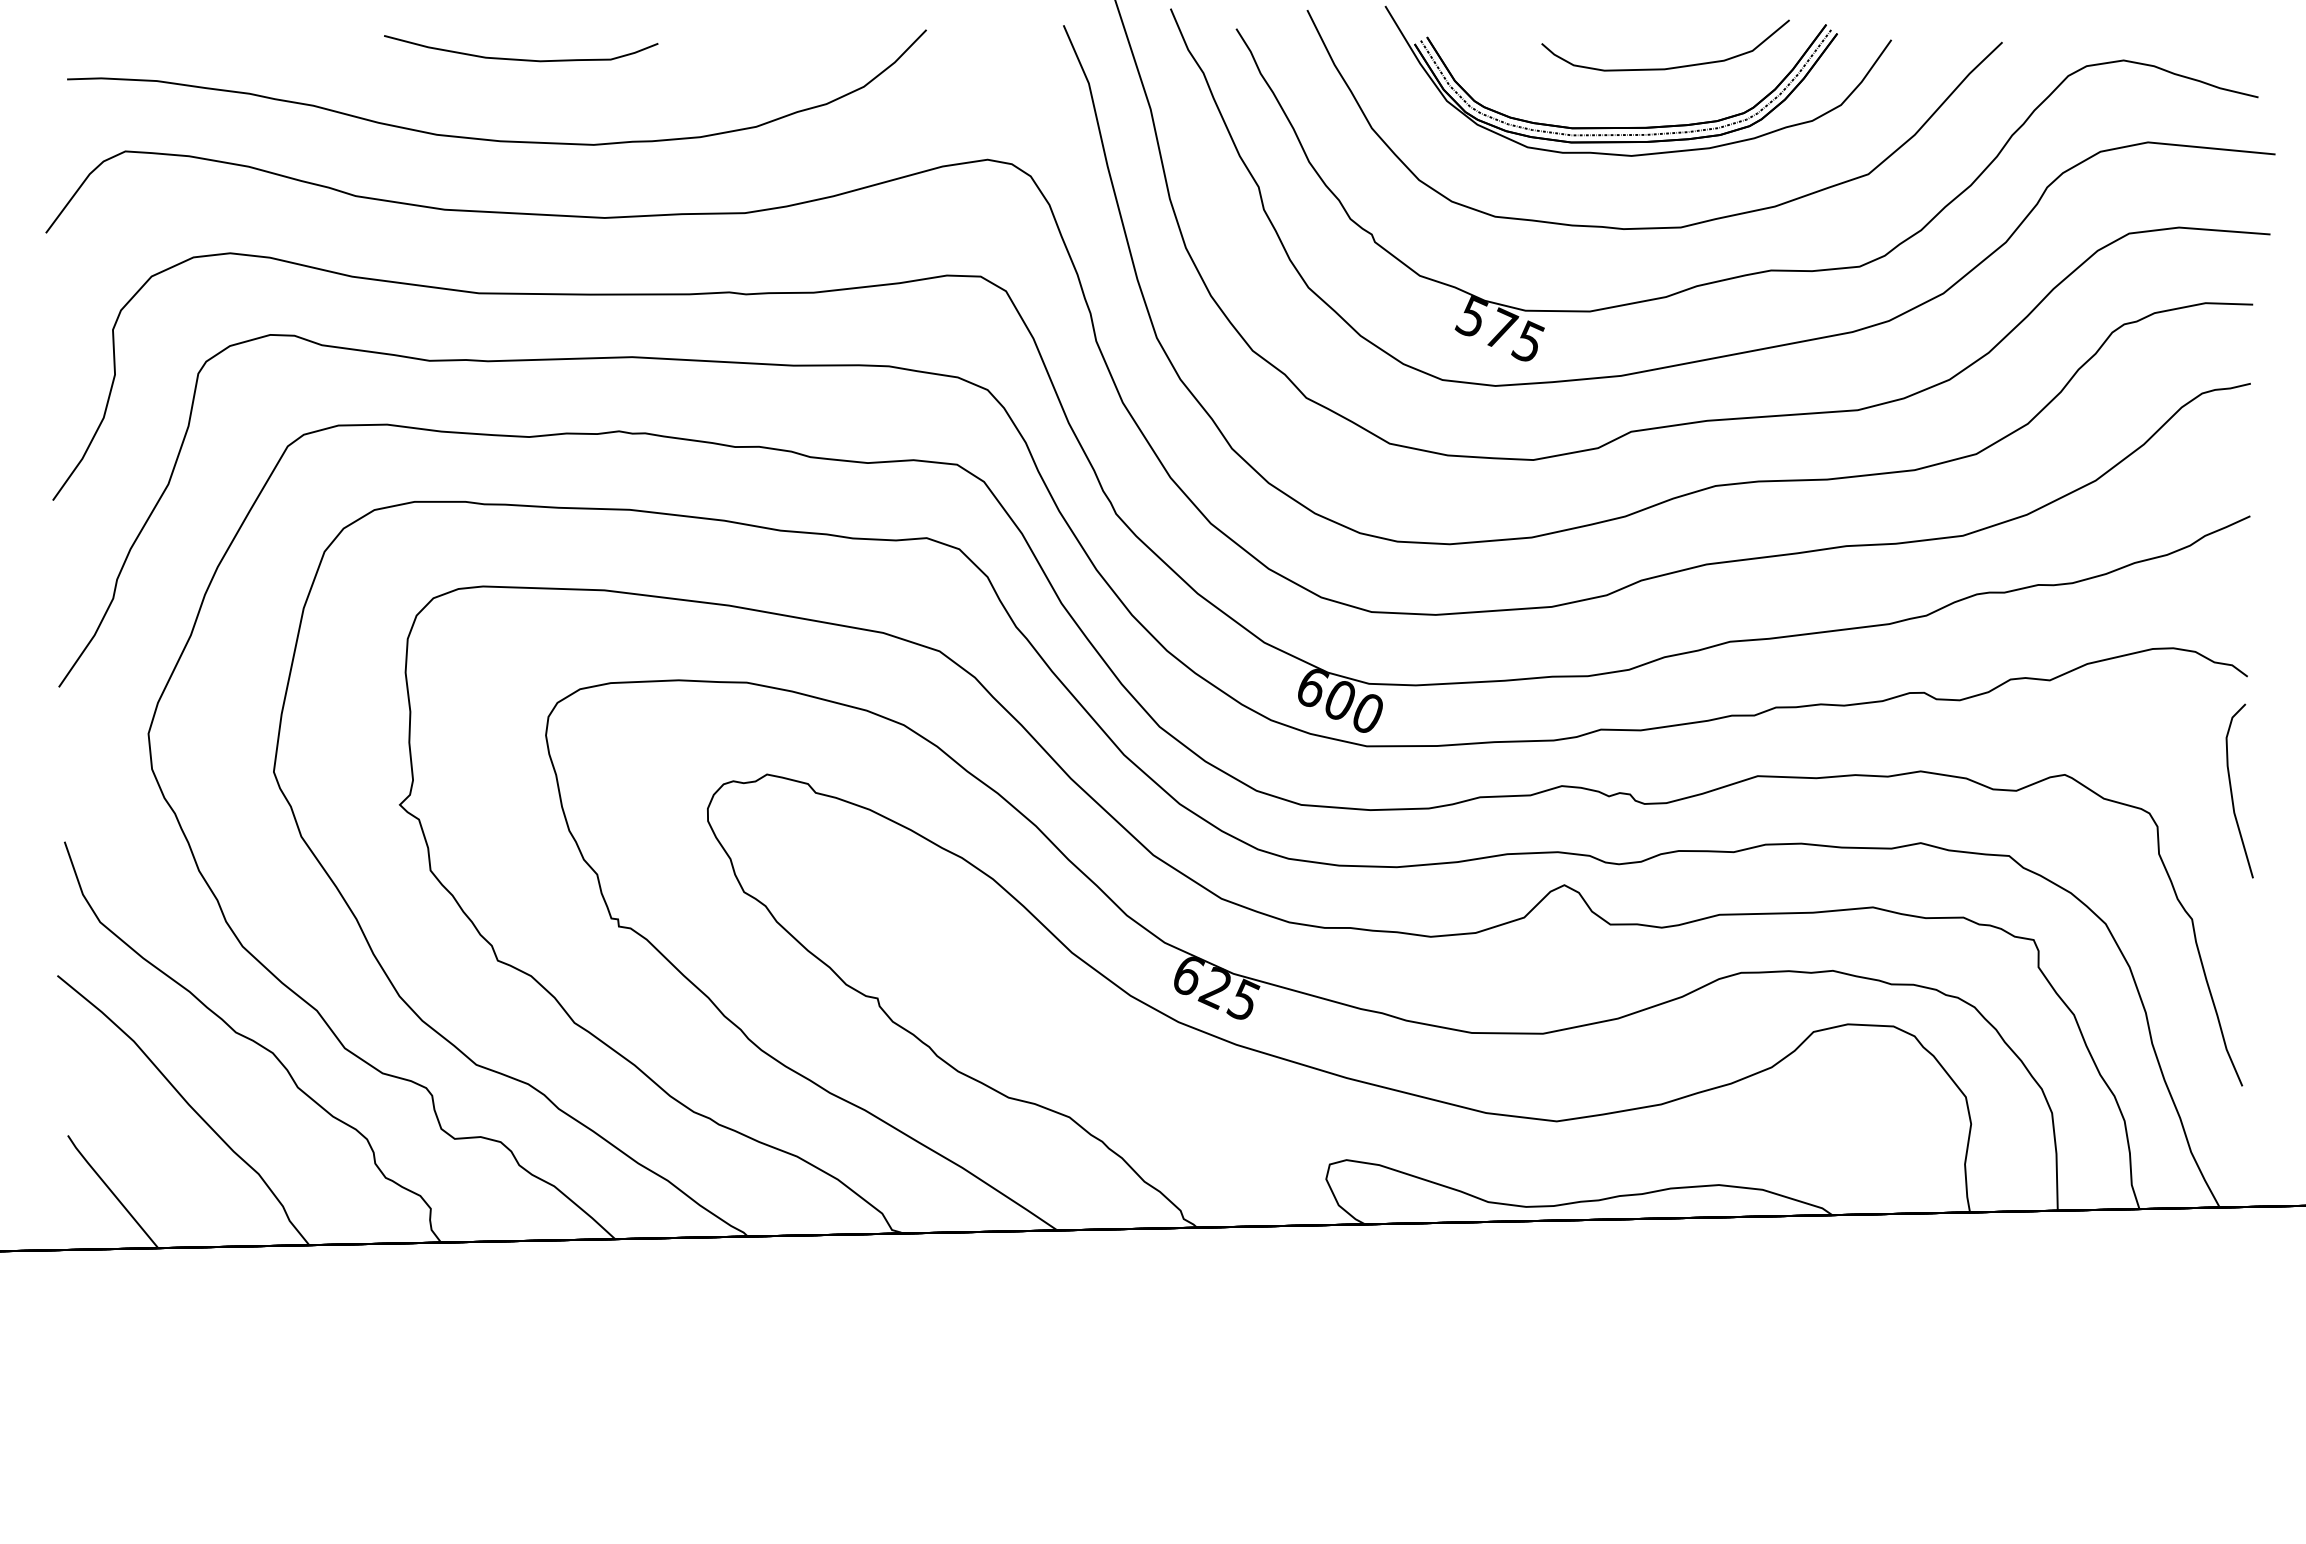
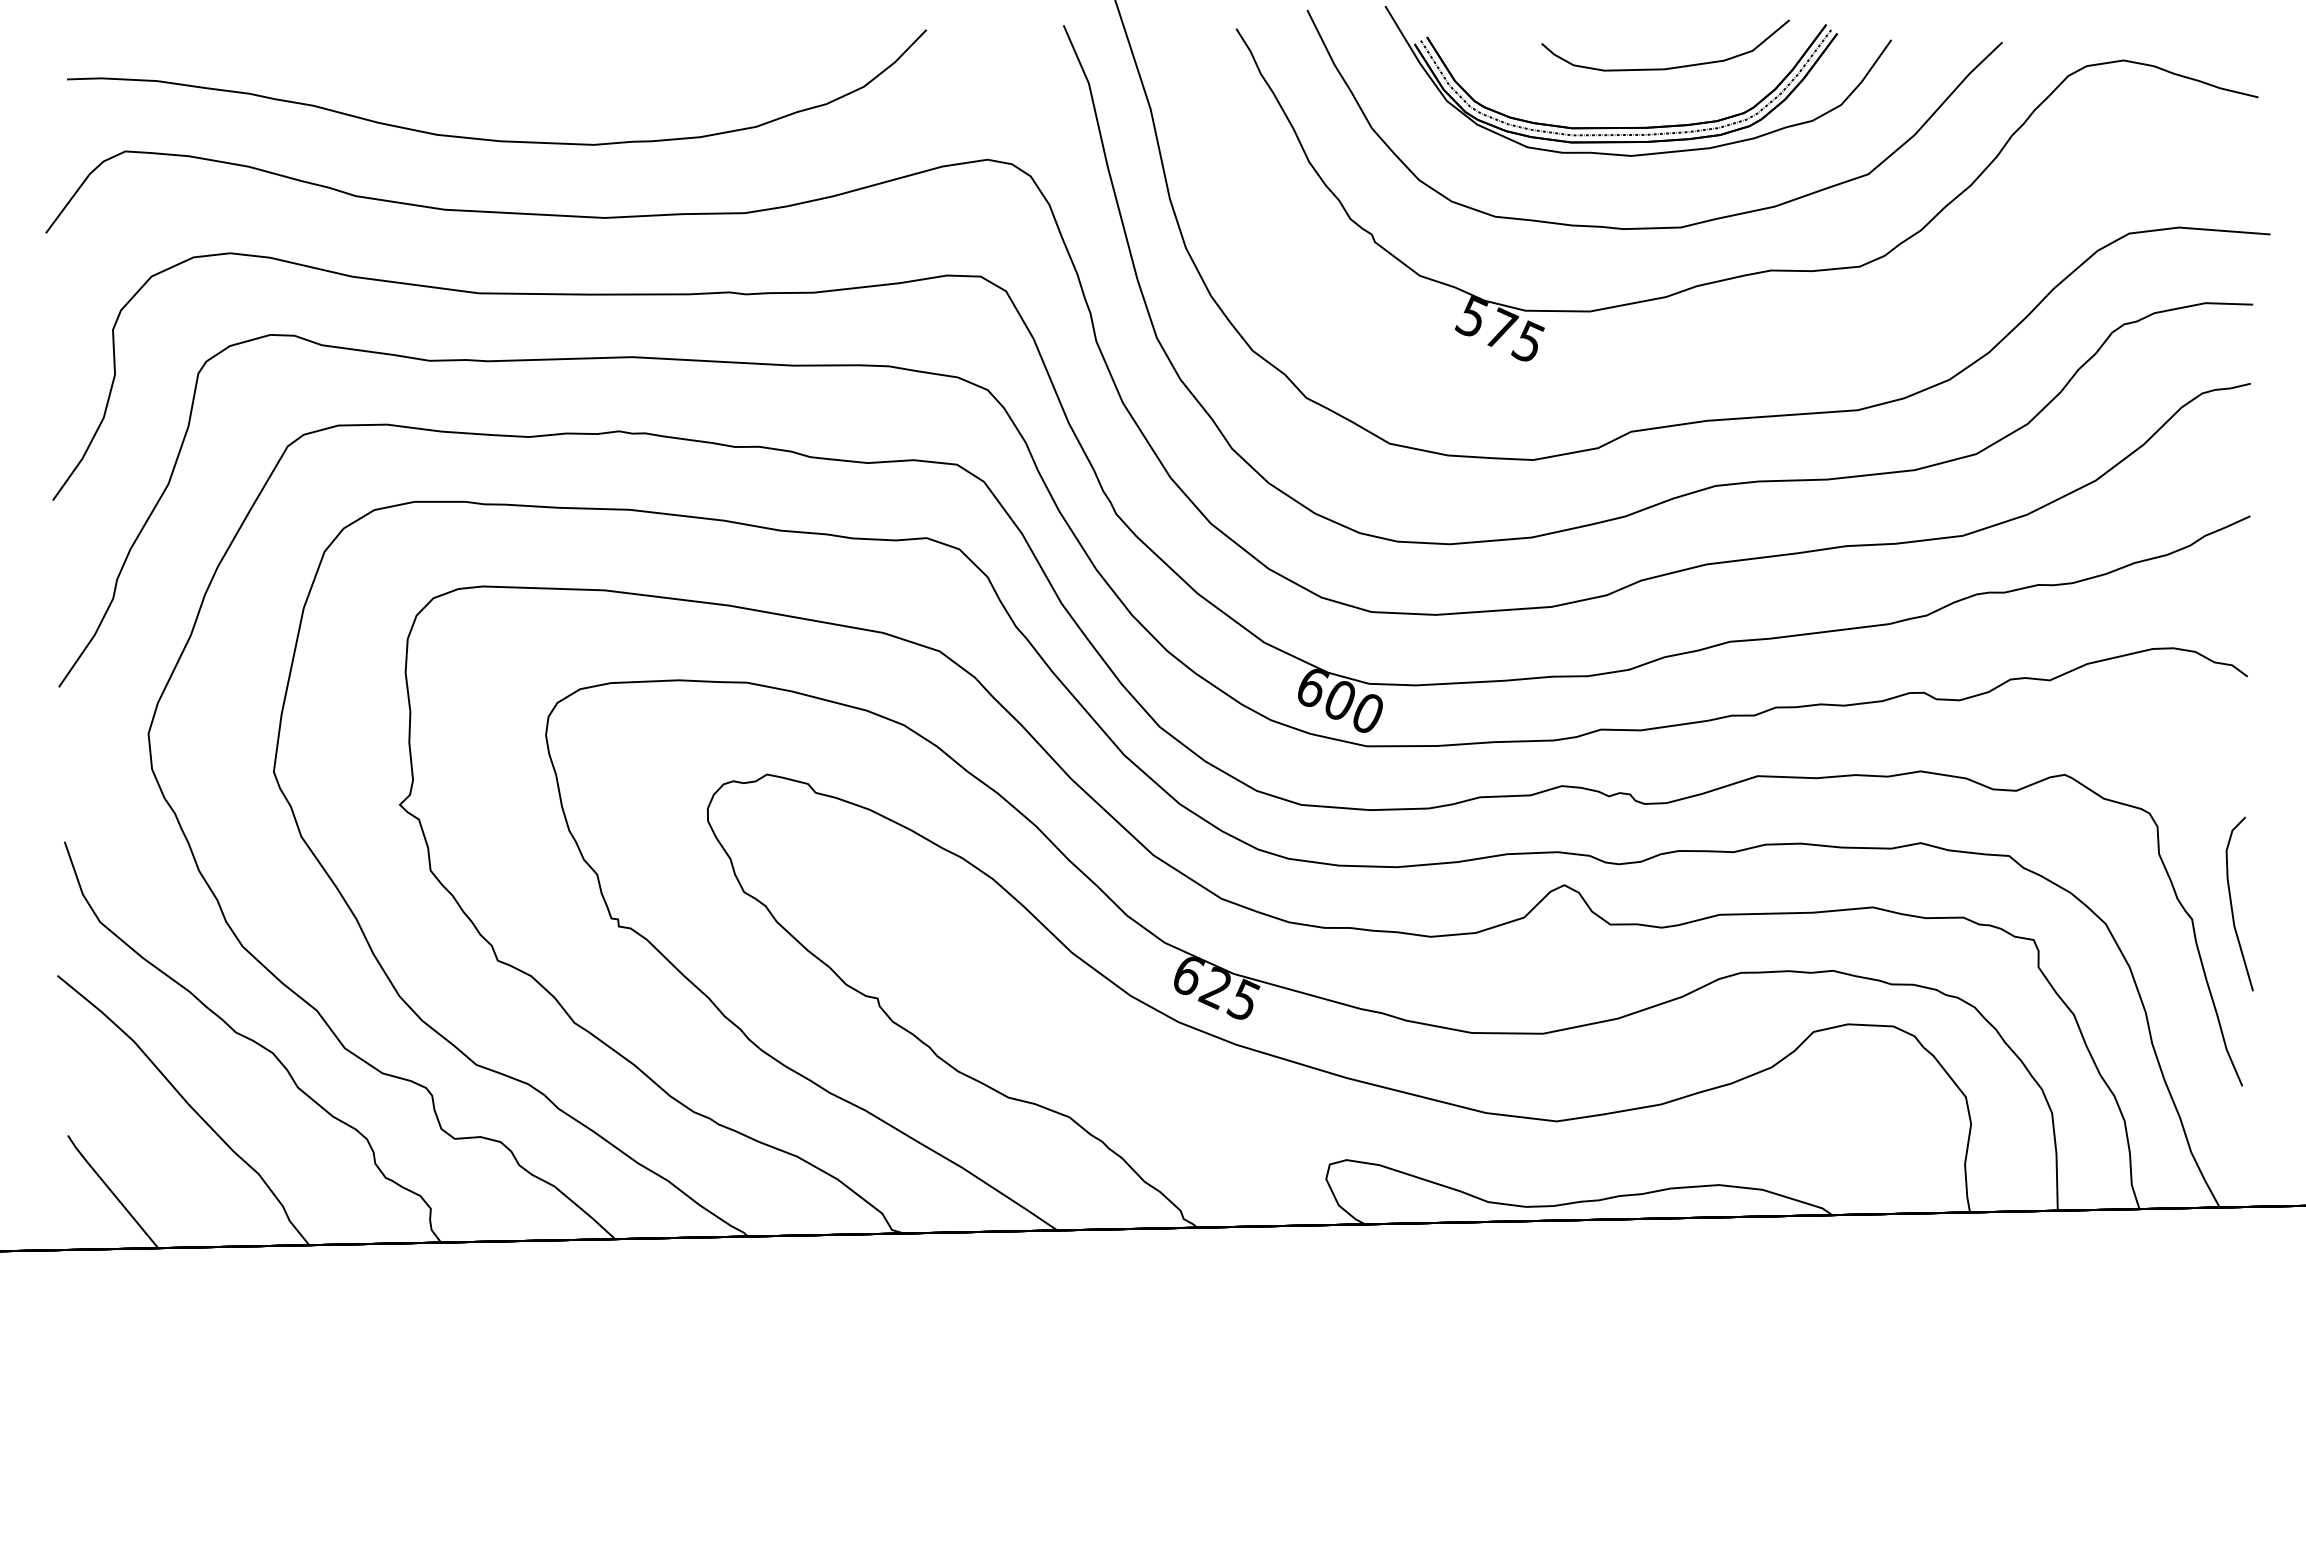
curve: present -> none (517, 58)
part: present -> none (1753, 349)
curve position: (2232, 791) -> (2232, 904) (2232, 904)
